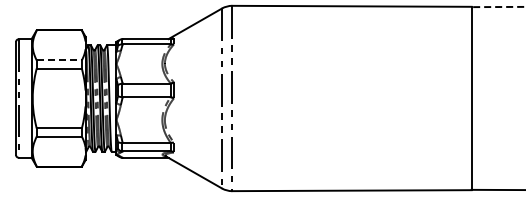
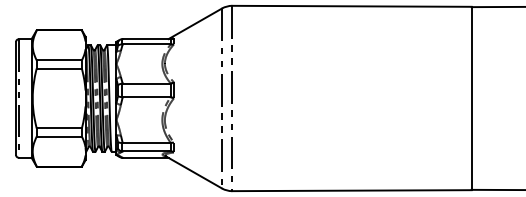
line: dashed -> solid (498, 7)
line: dashed -> solid (59, 60)
